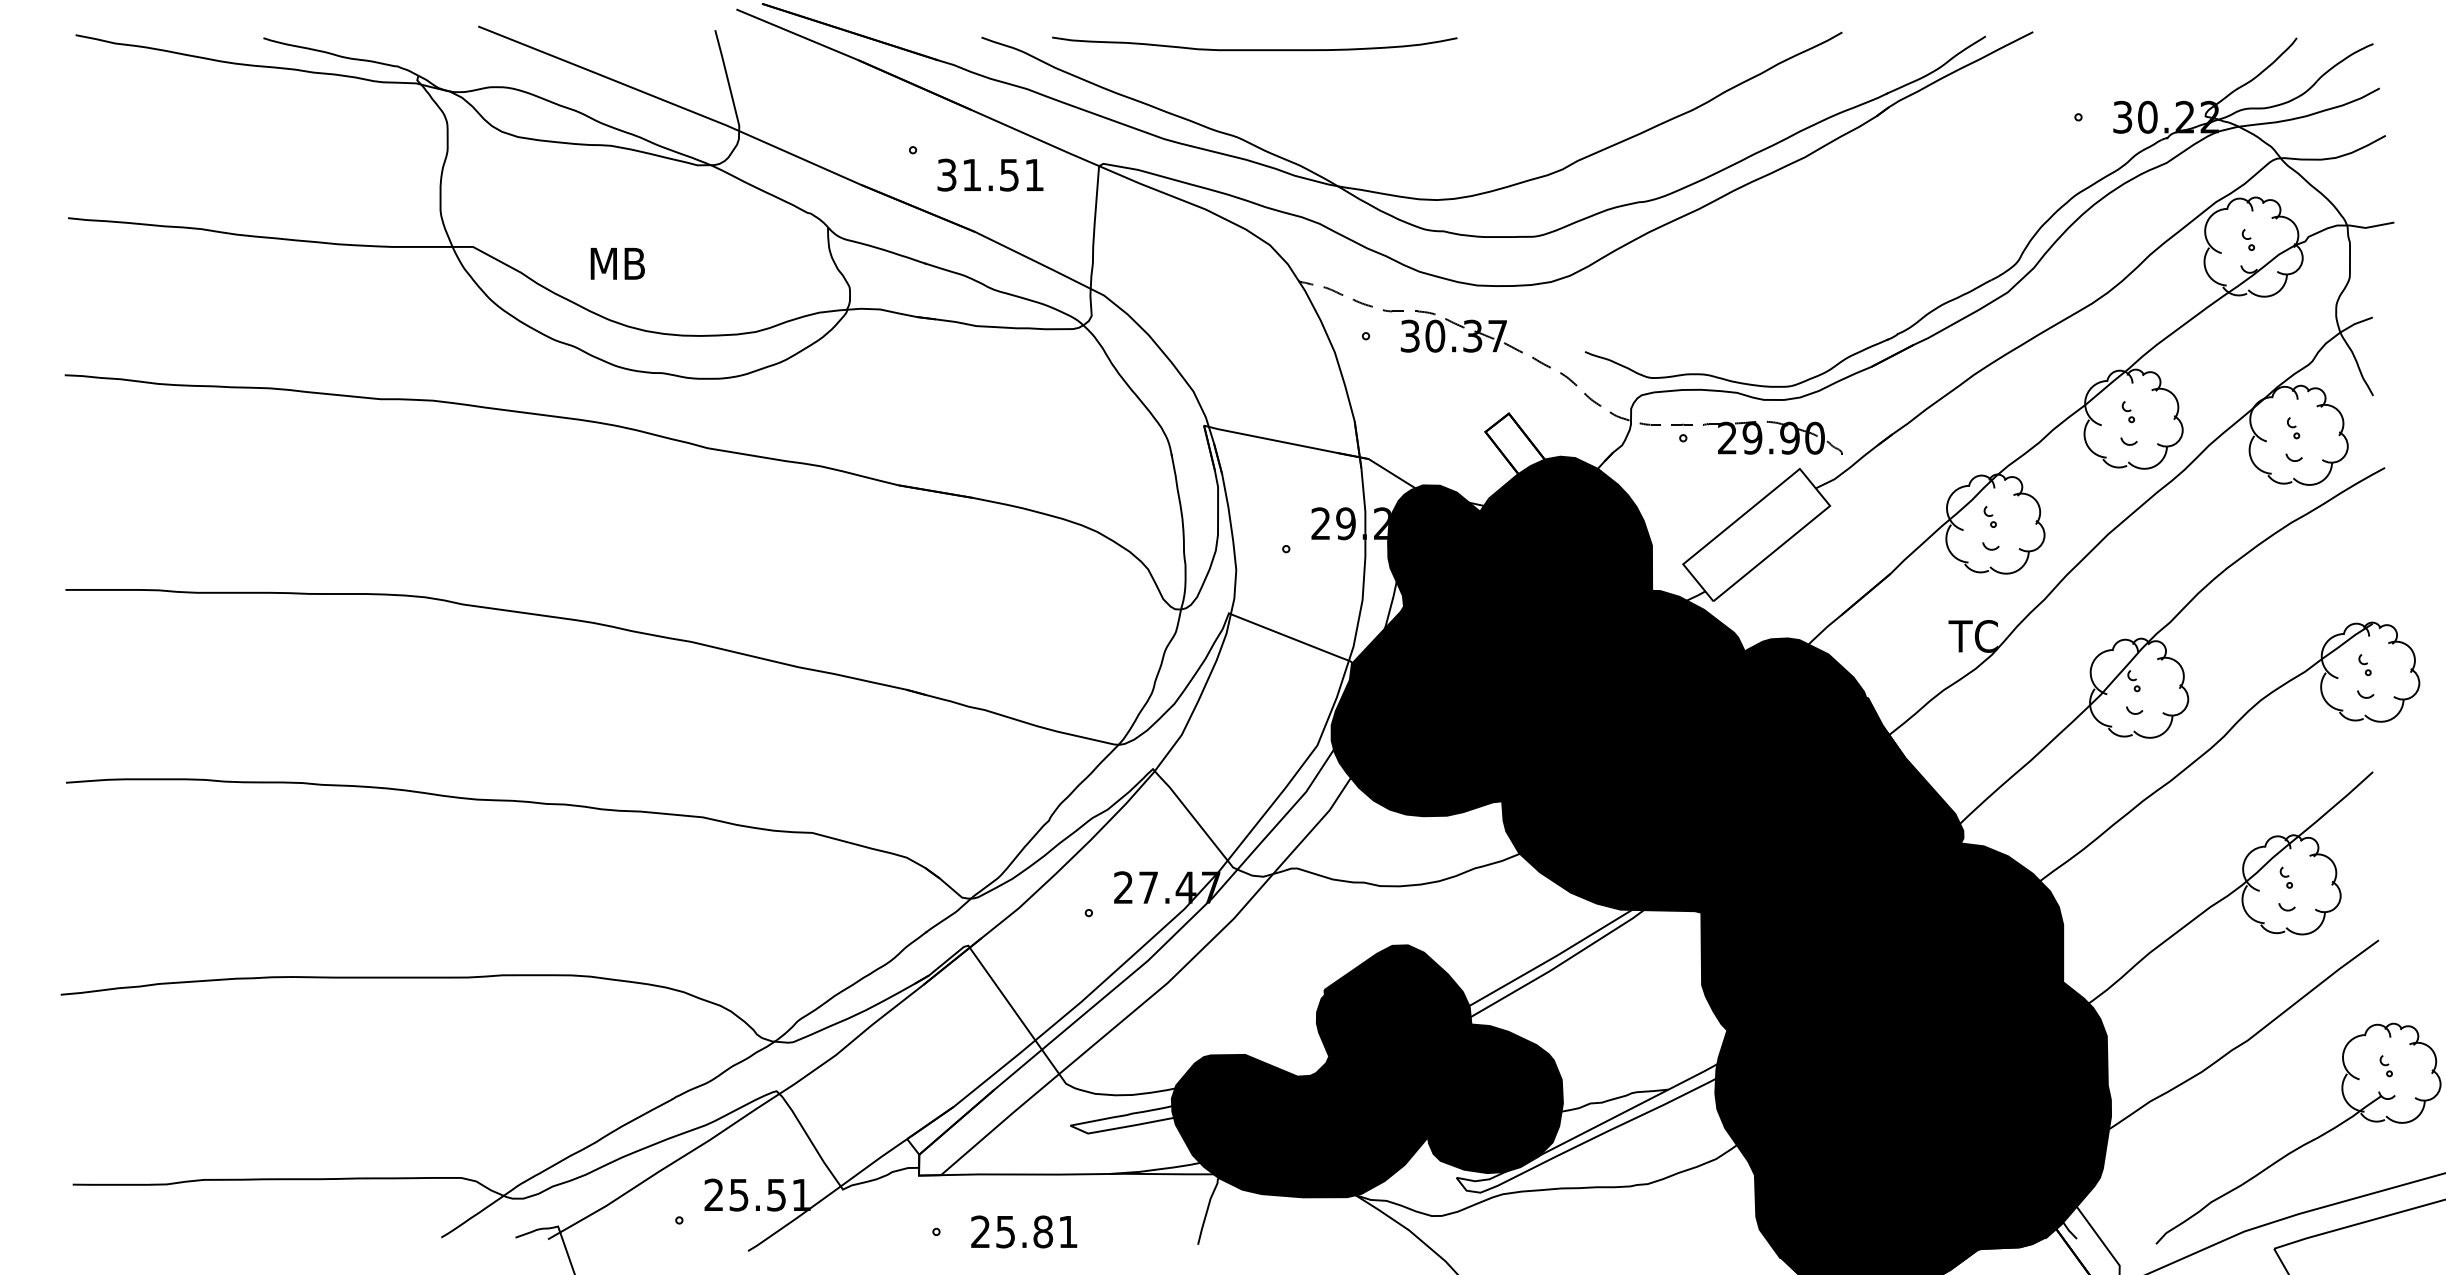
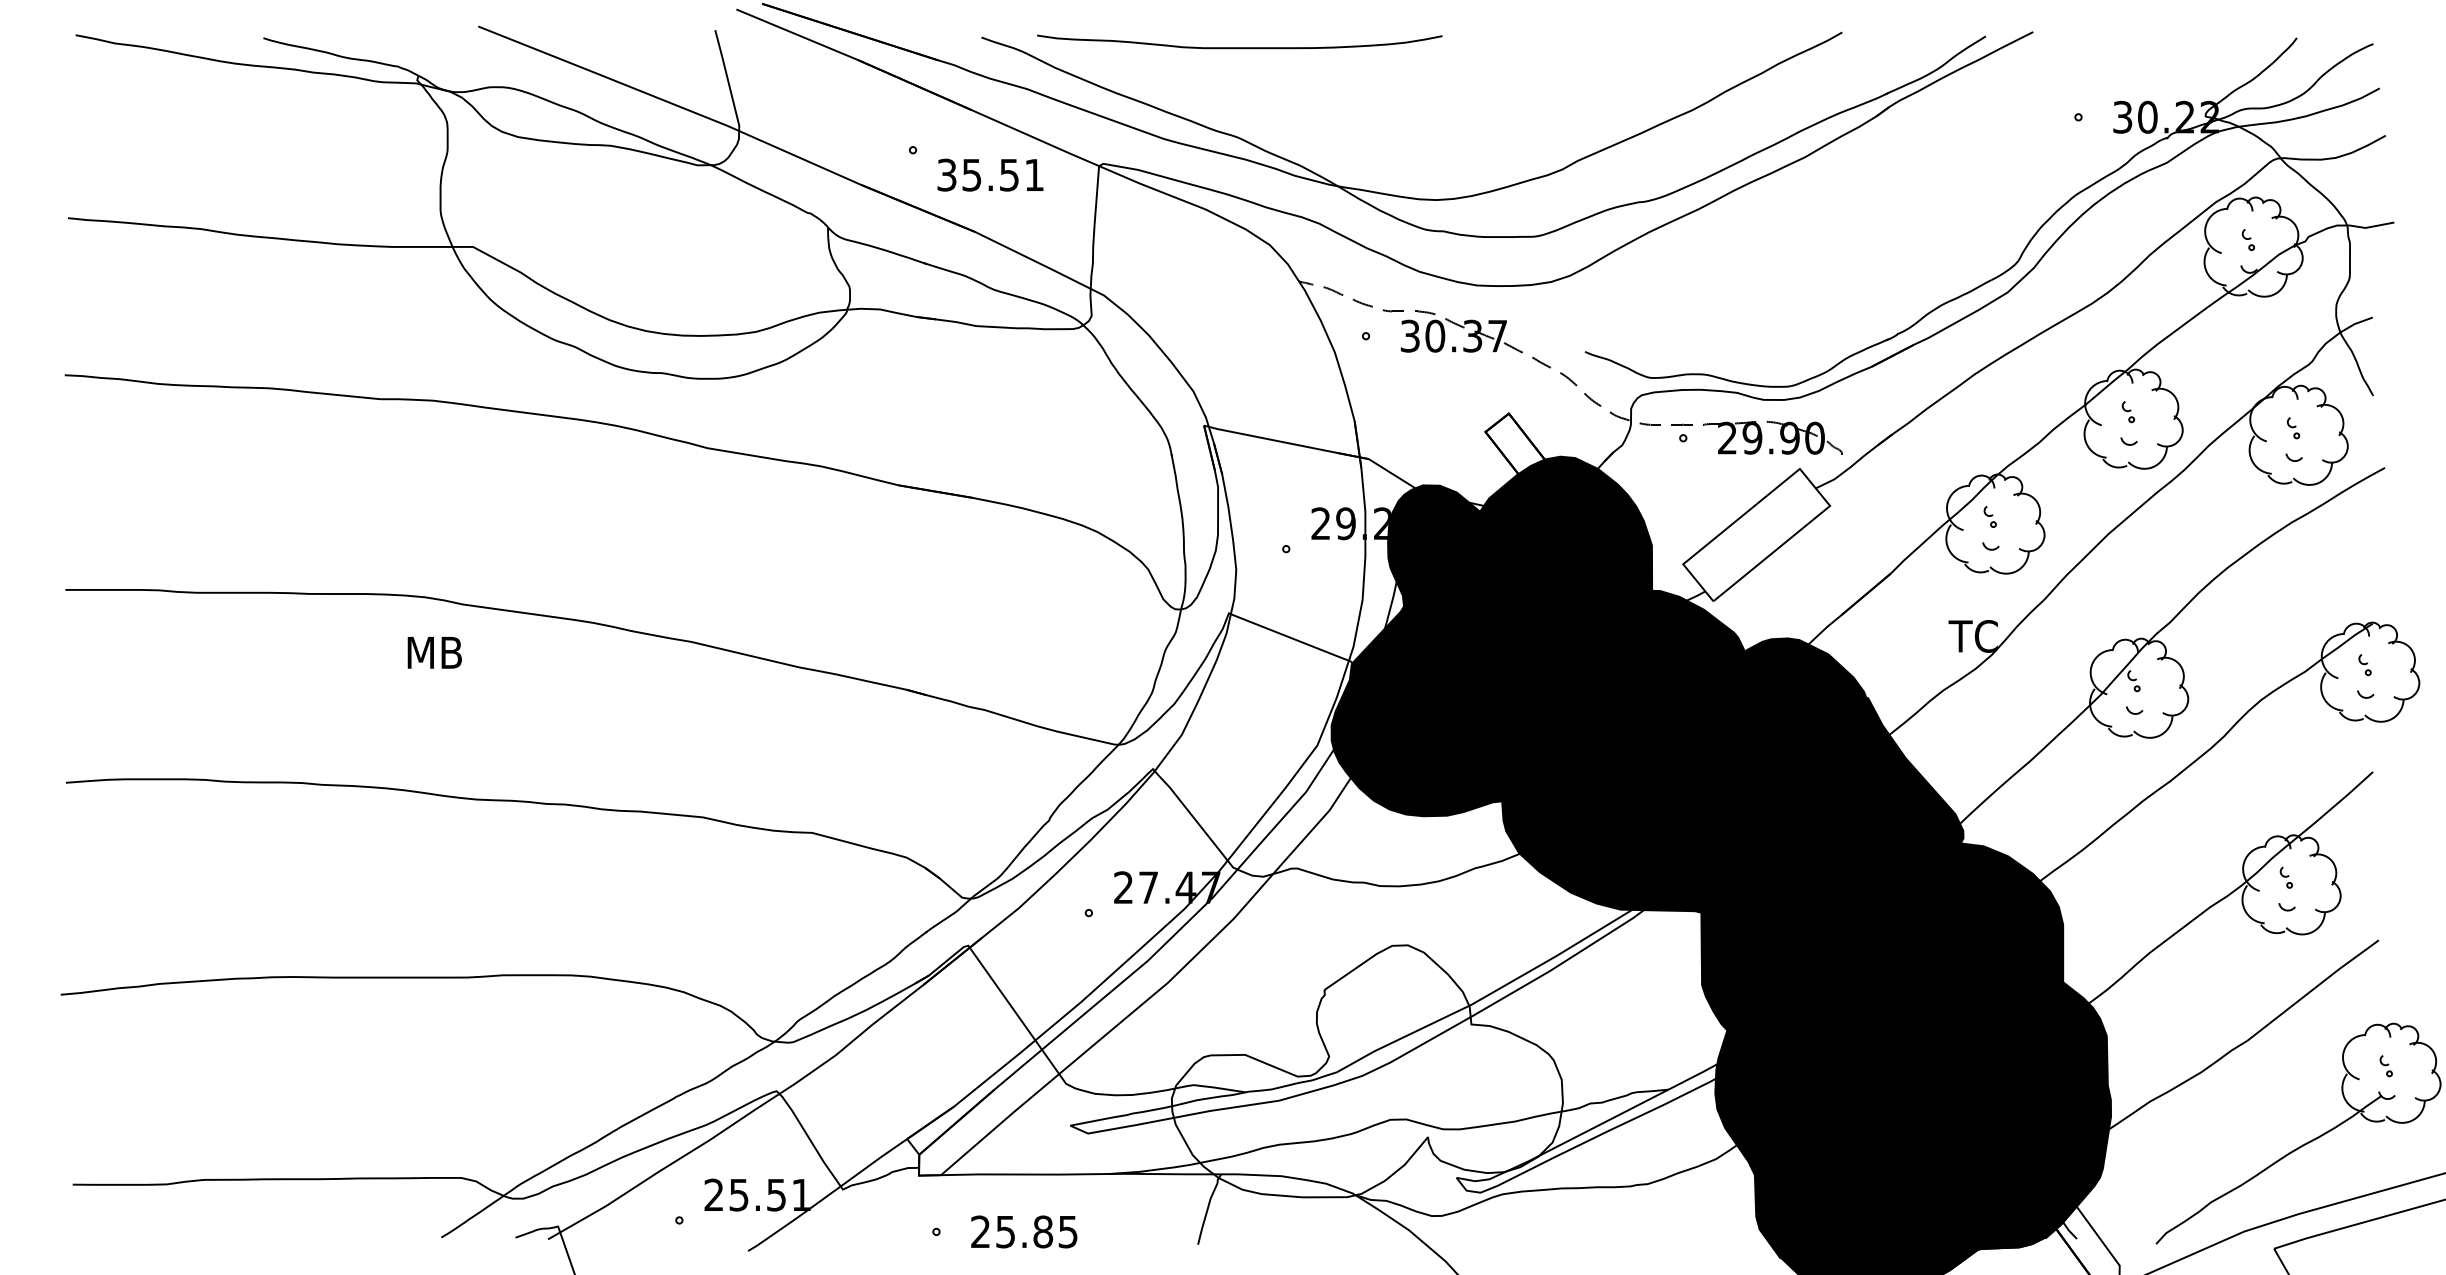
curve position: (1254, 49) -> (1239, 47) (1239, 47)
text: 31.51 -> 35.51 (971, 175)
text position: (617, 263) -> (434, 652) (434, 652)
fill: present -> none (1366, 1071)
text: 25.81 -> 25.85 (1067, 1232)
